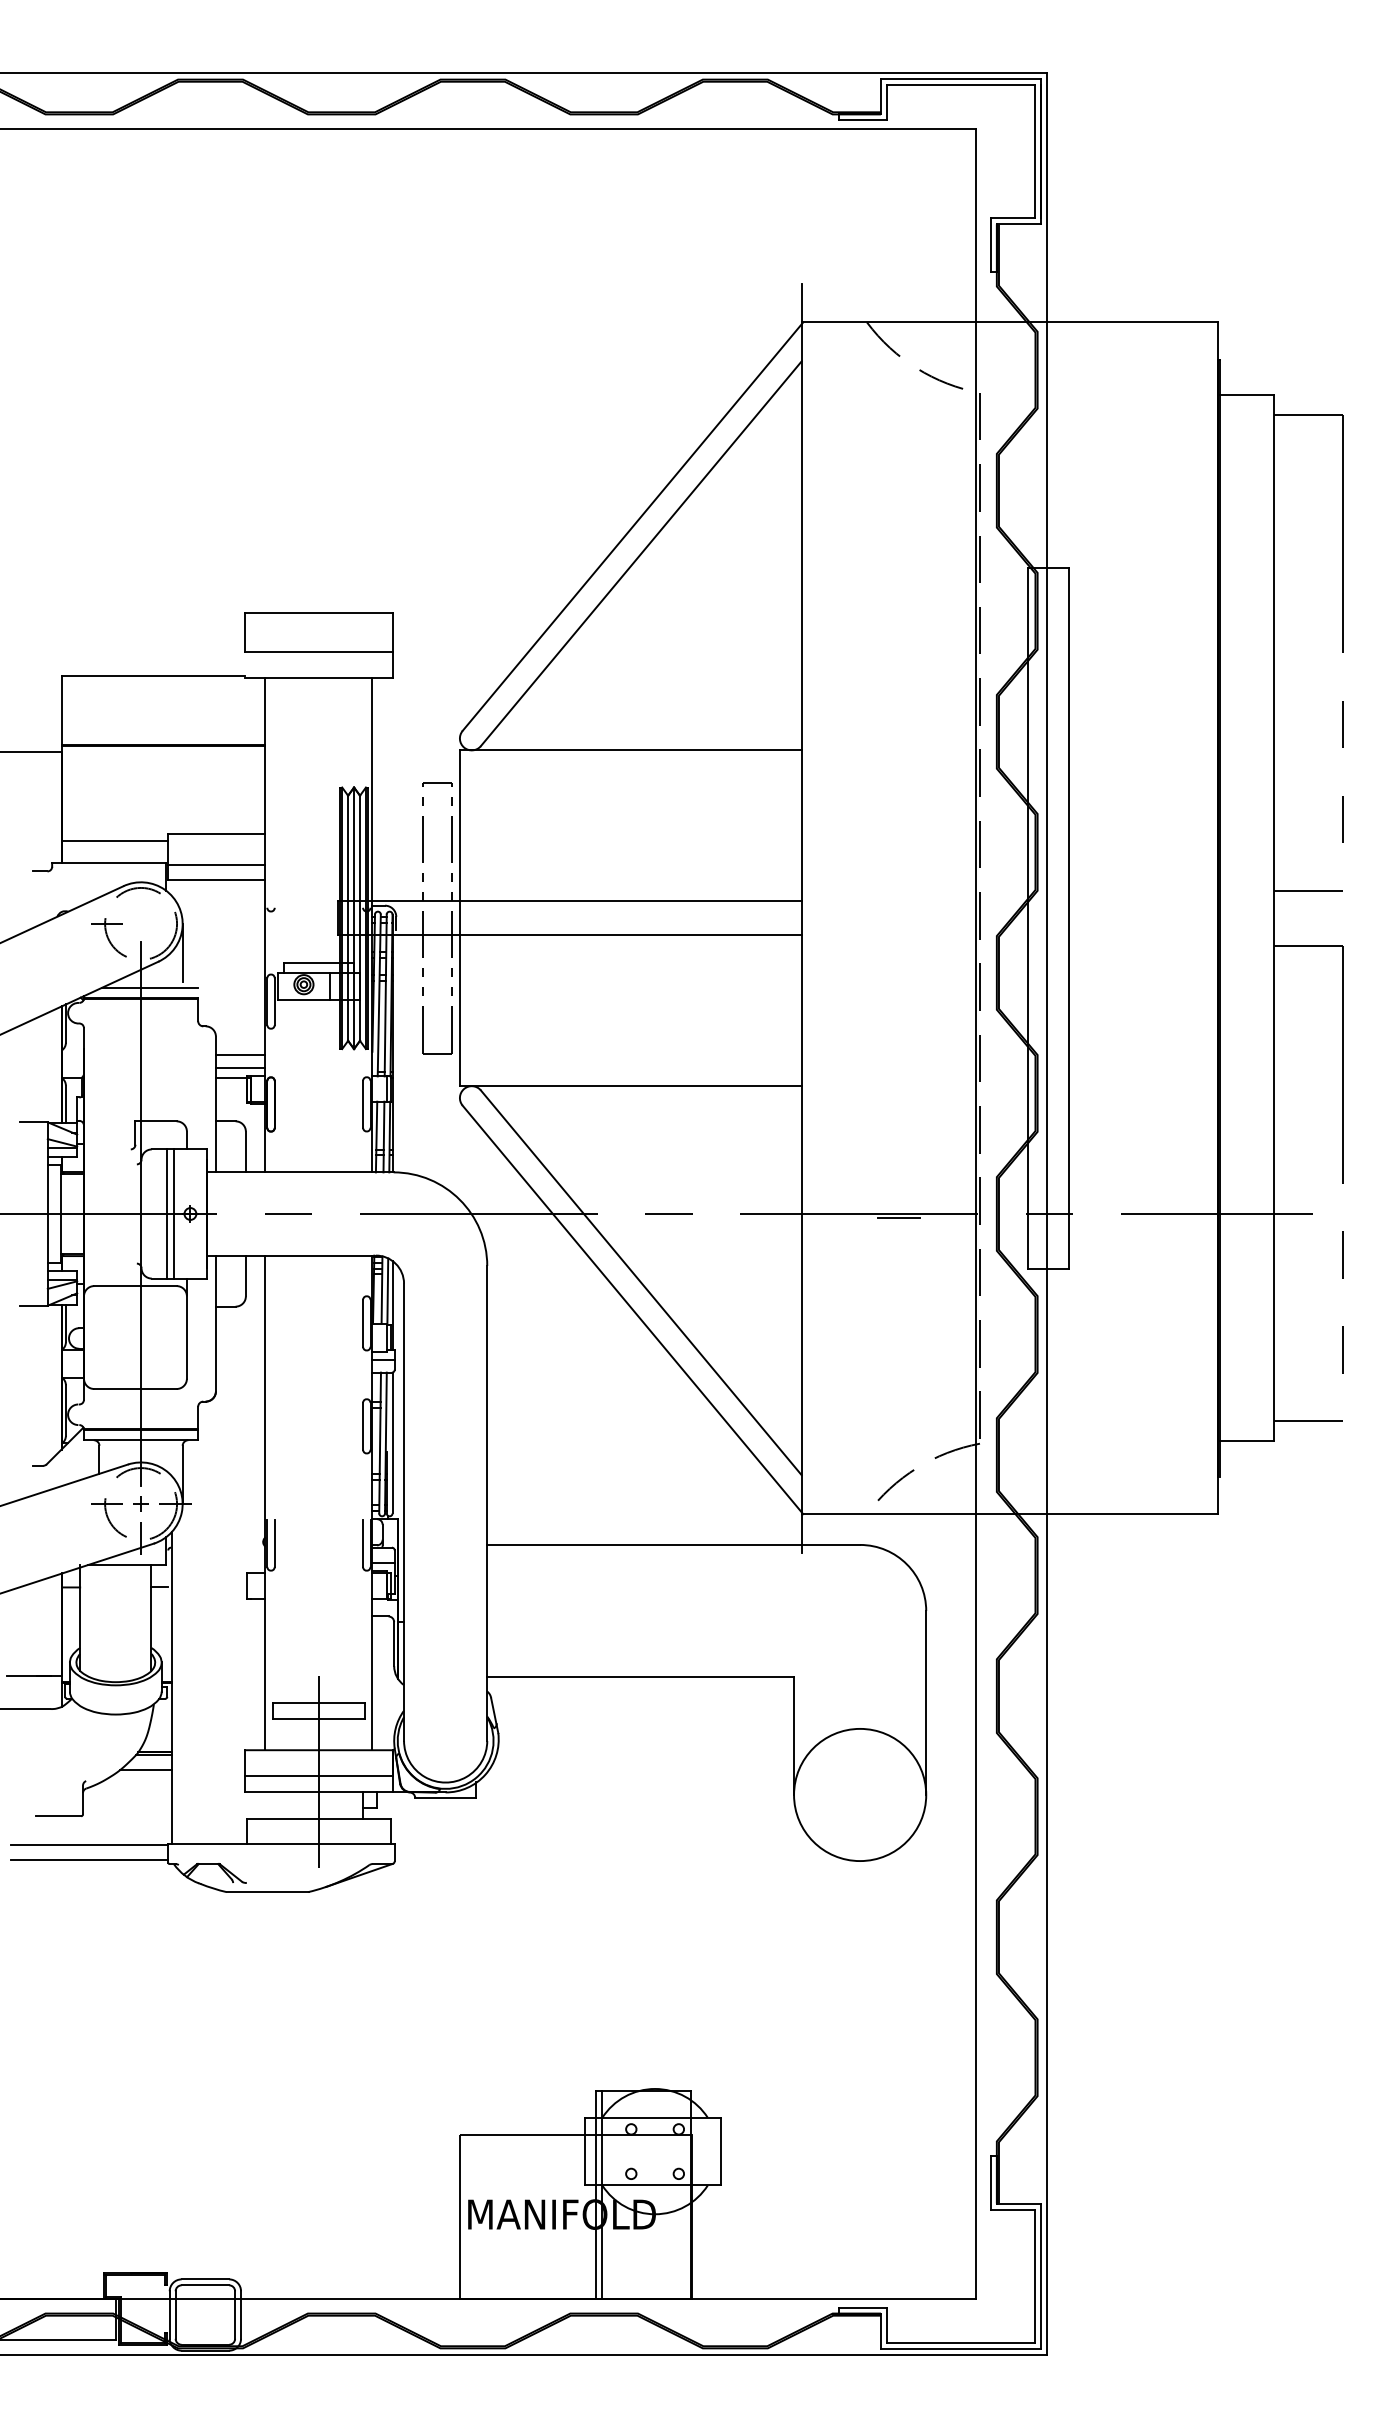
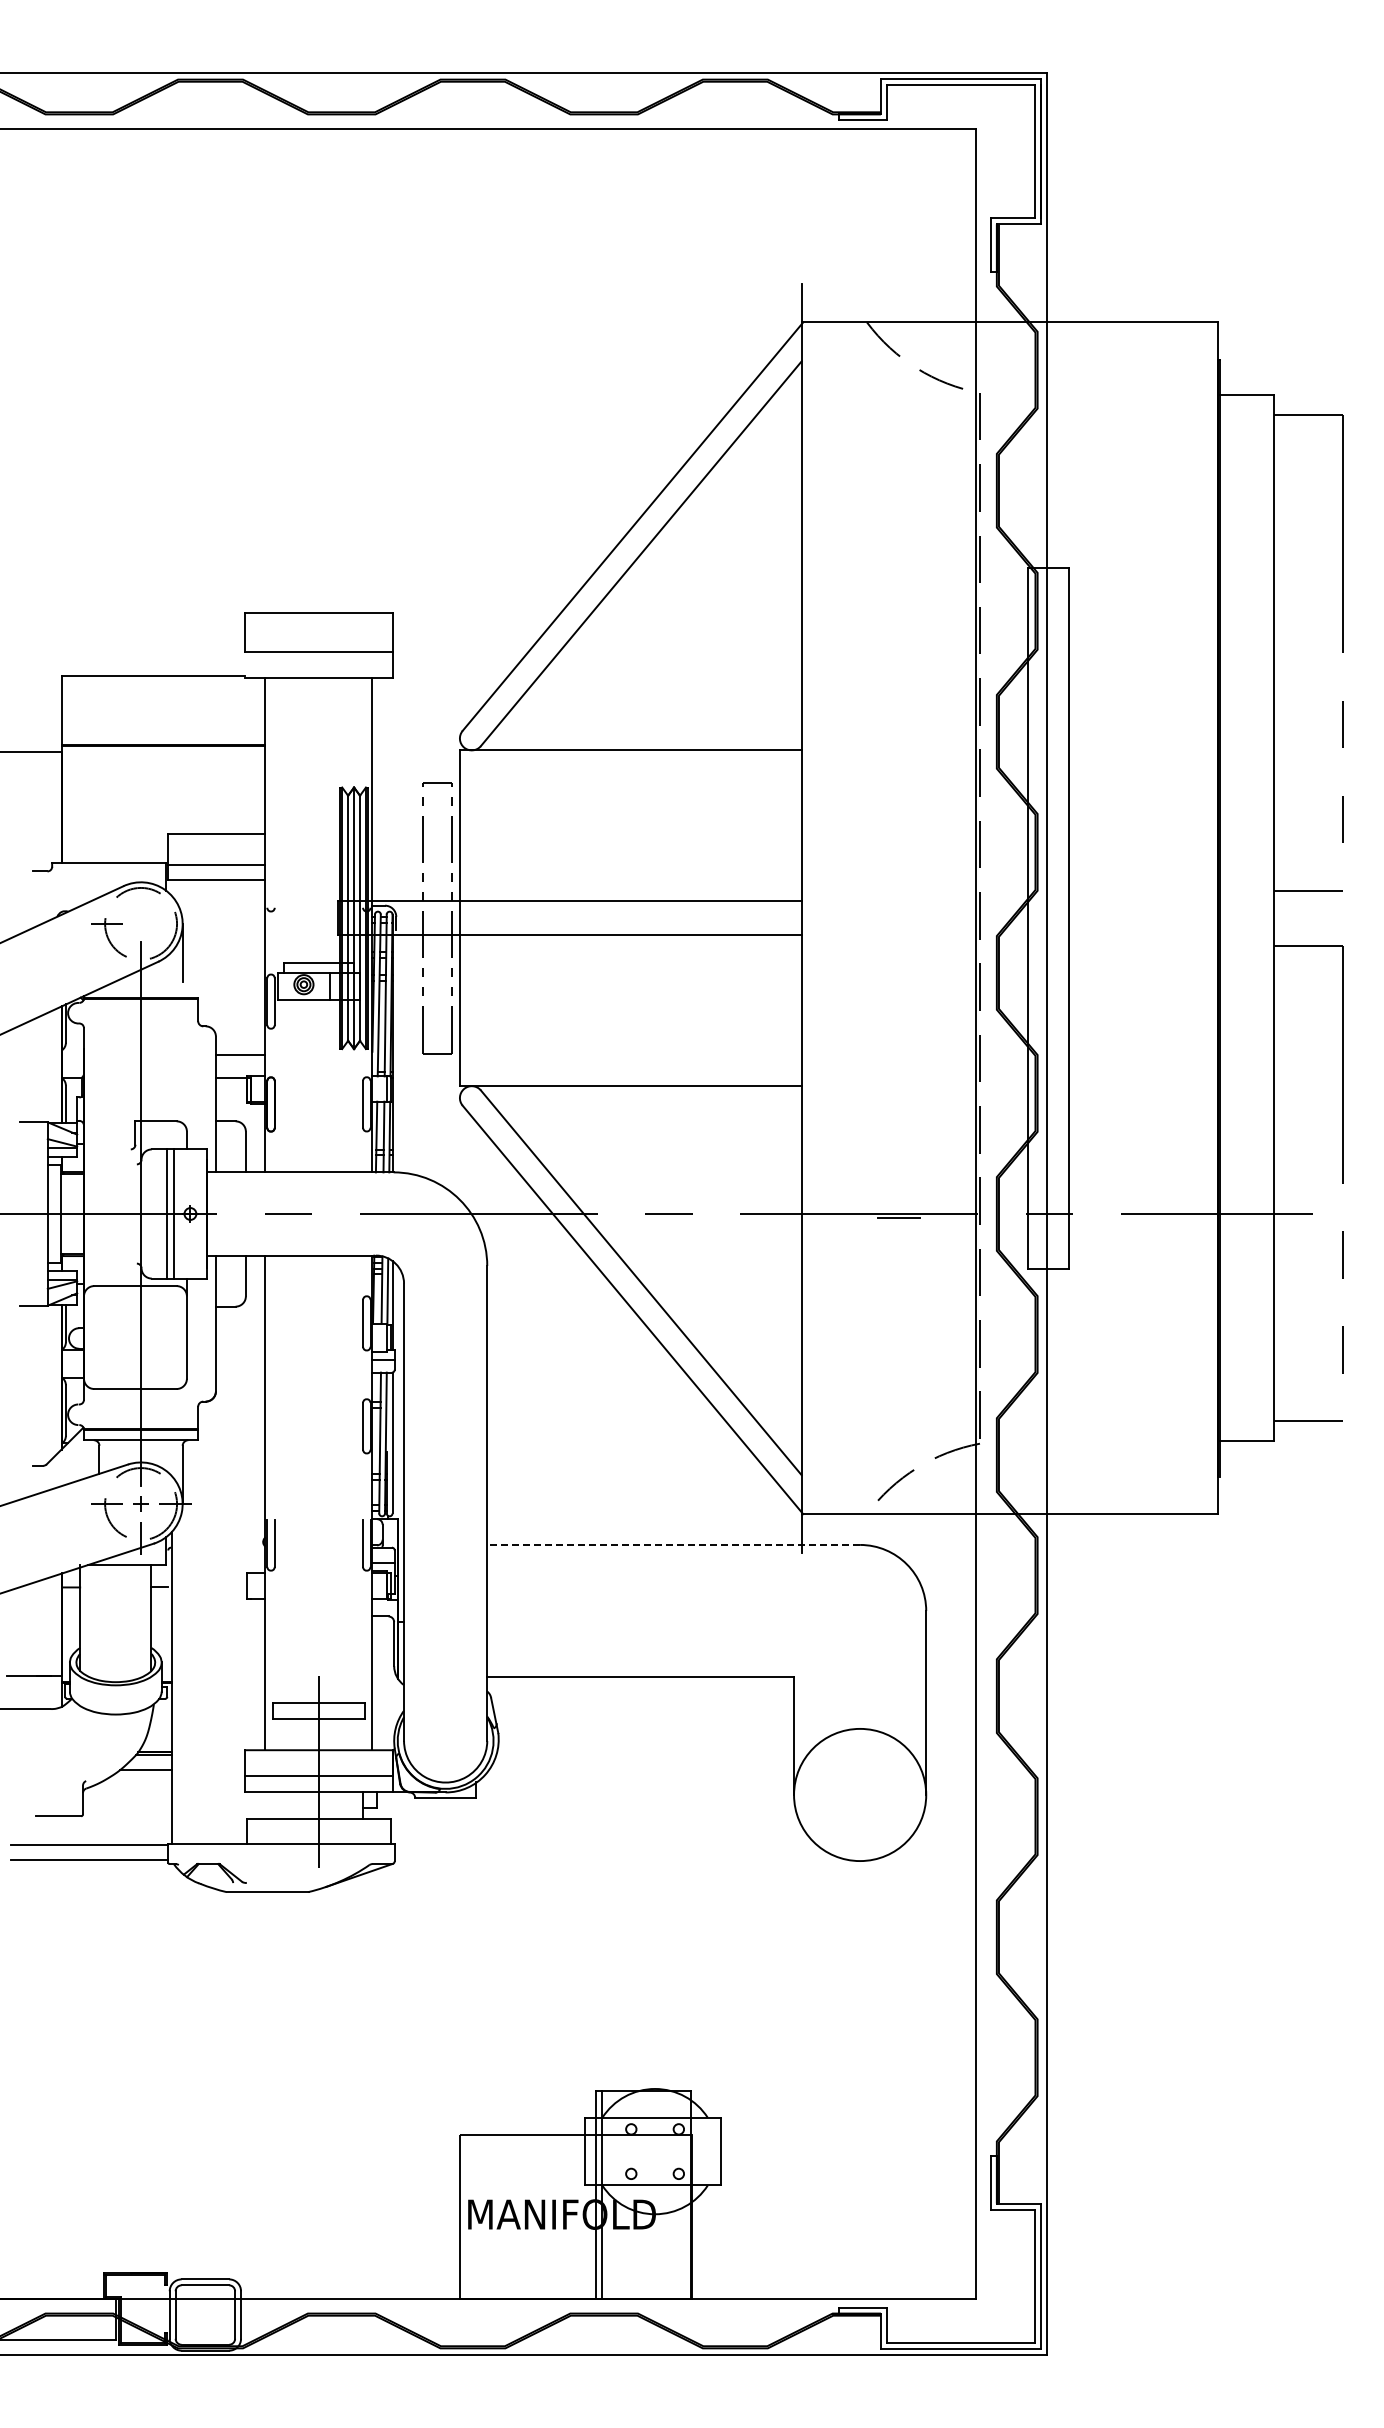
line: present -> none (115, 840)
line: present -> none (150, 987)
line: present -> none (240, 1068)
line: solid -> dashed (673, 1544)
